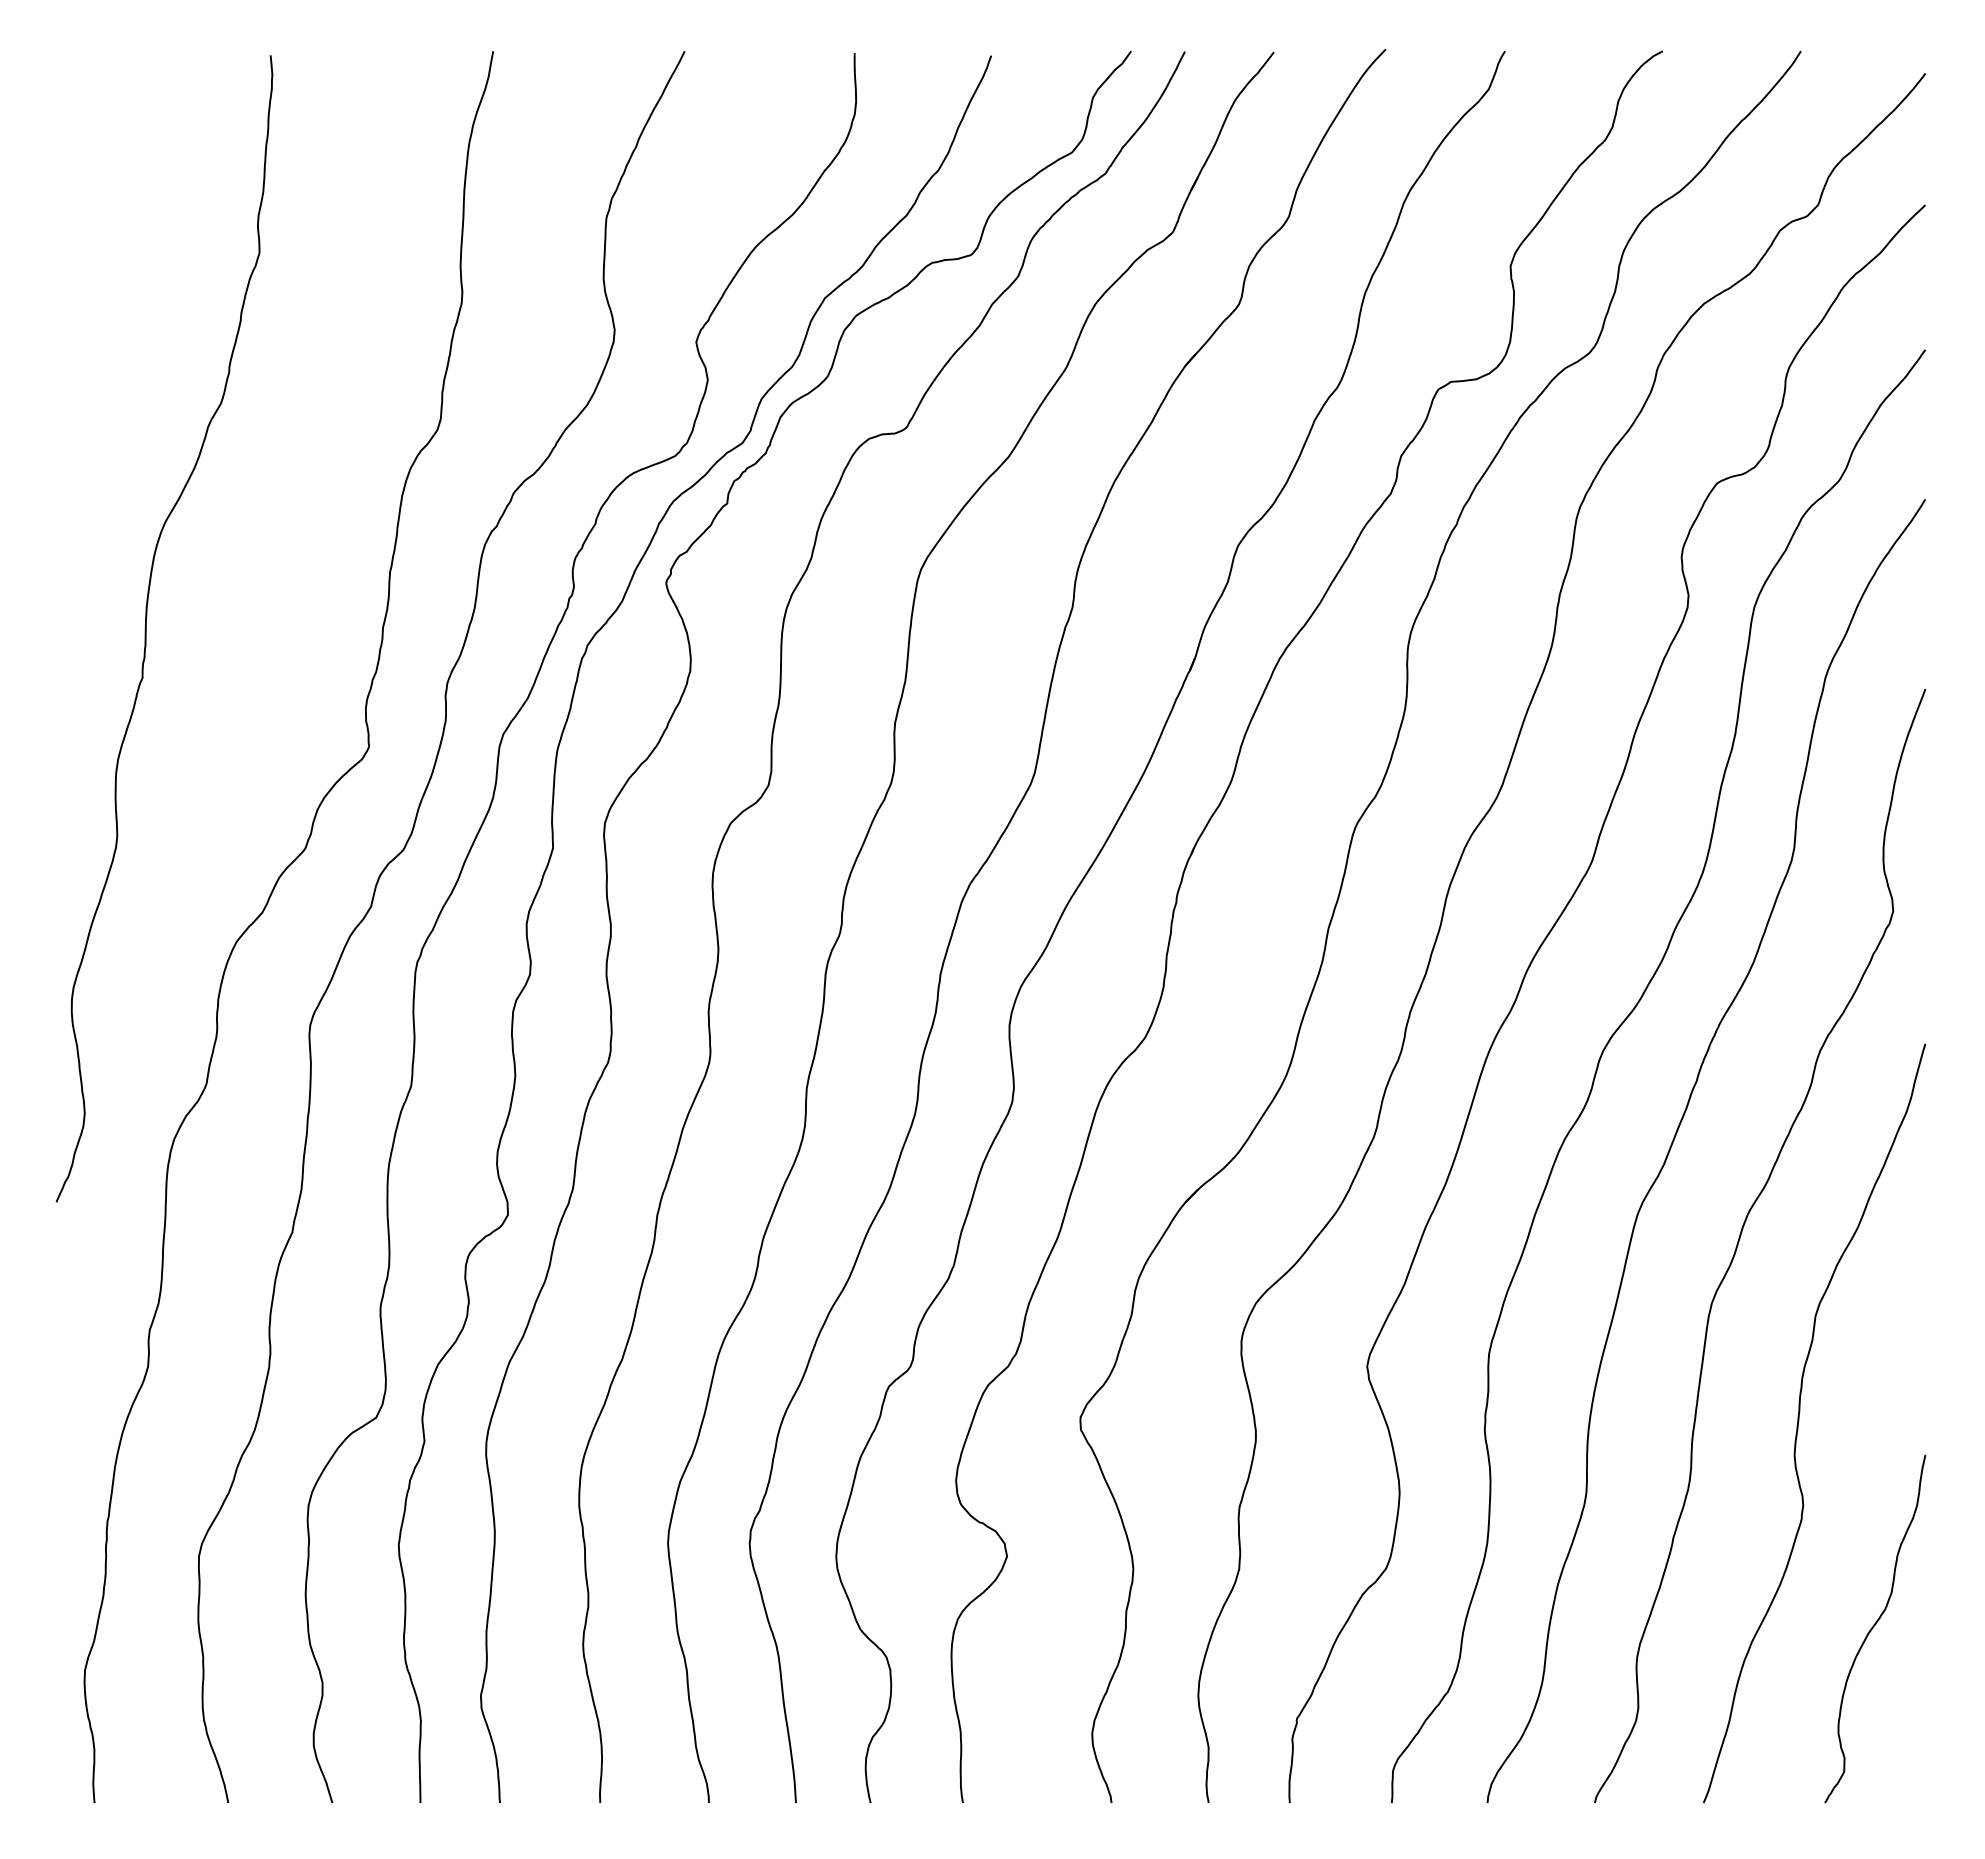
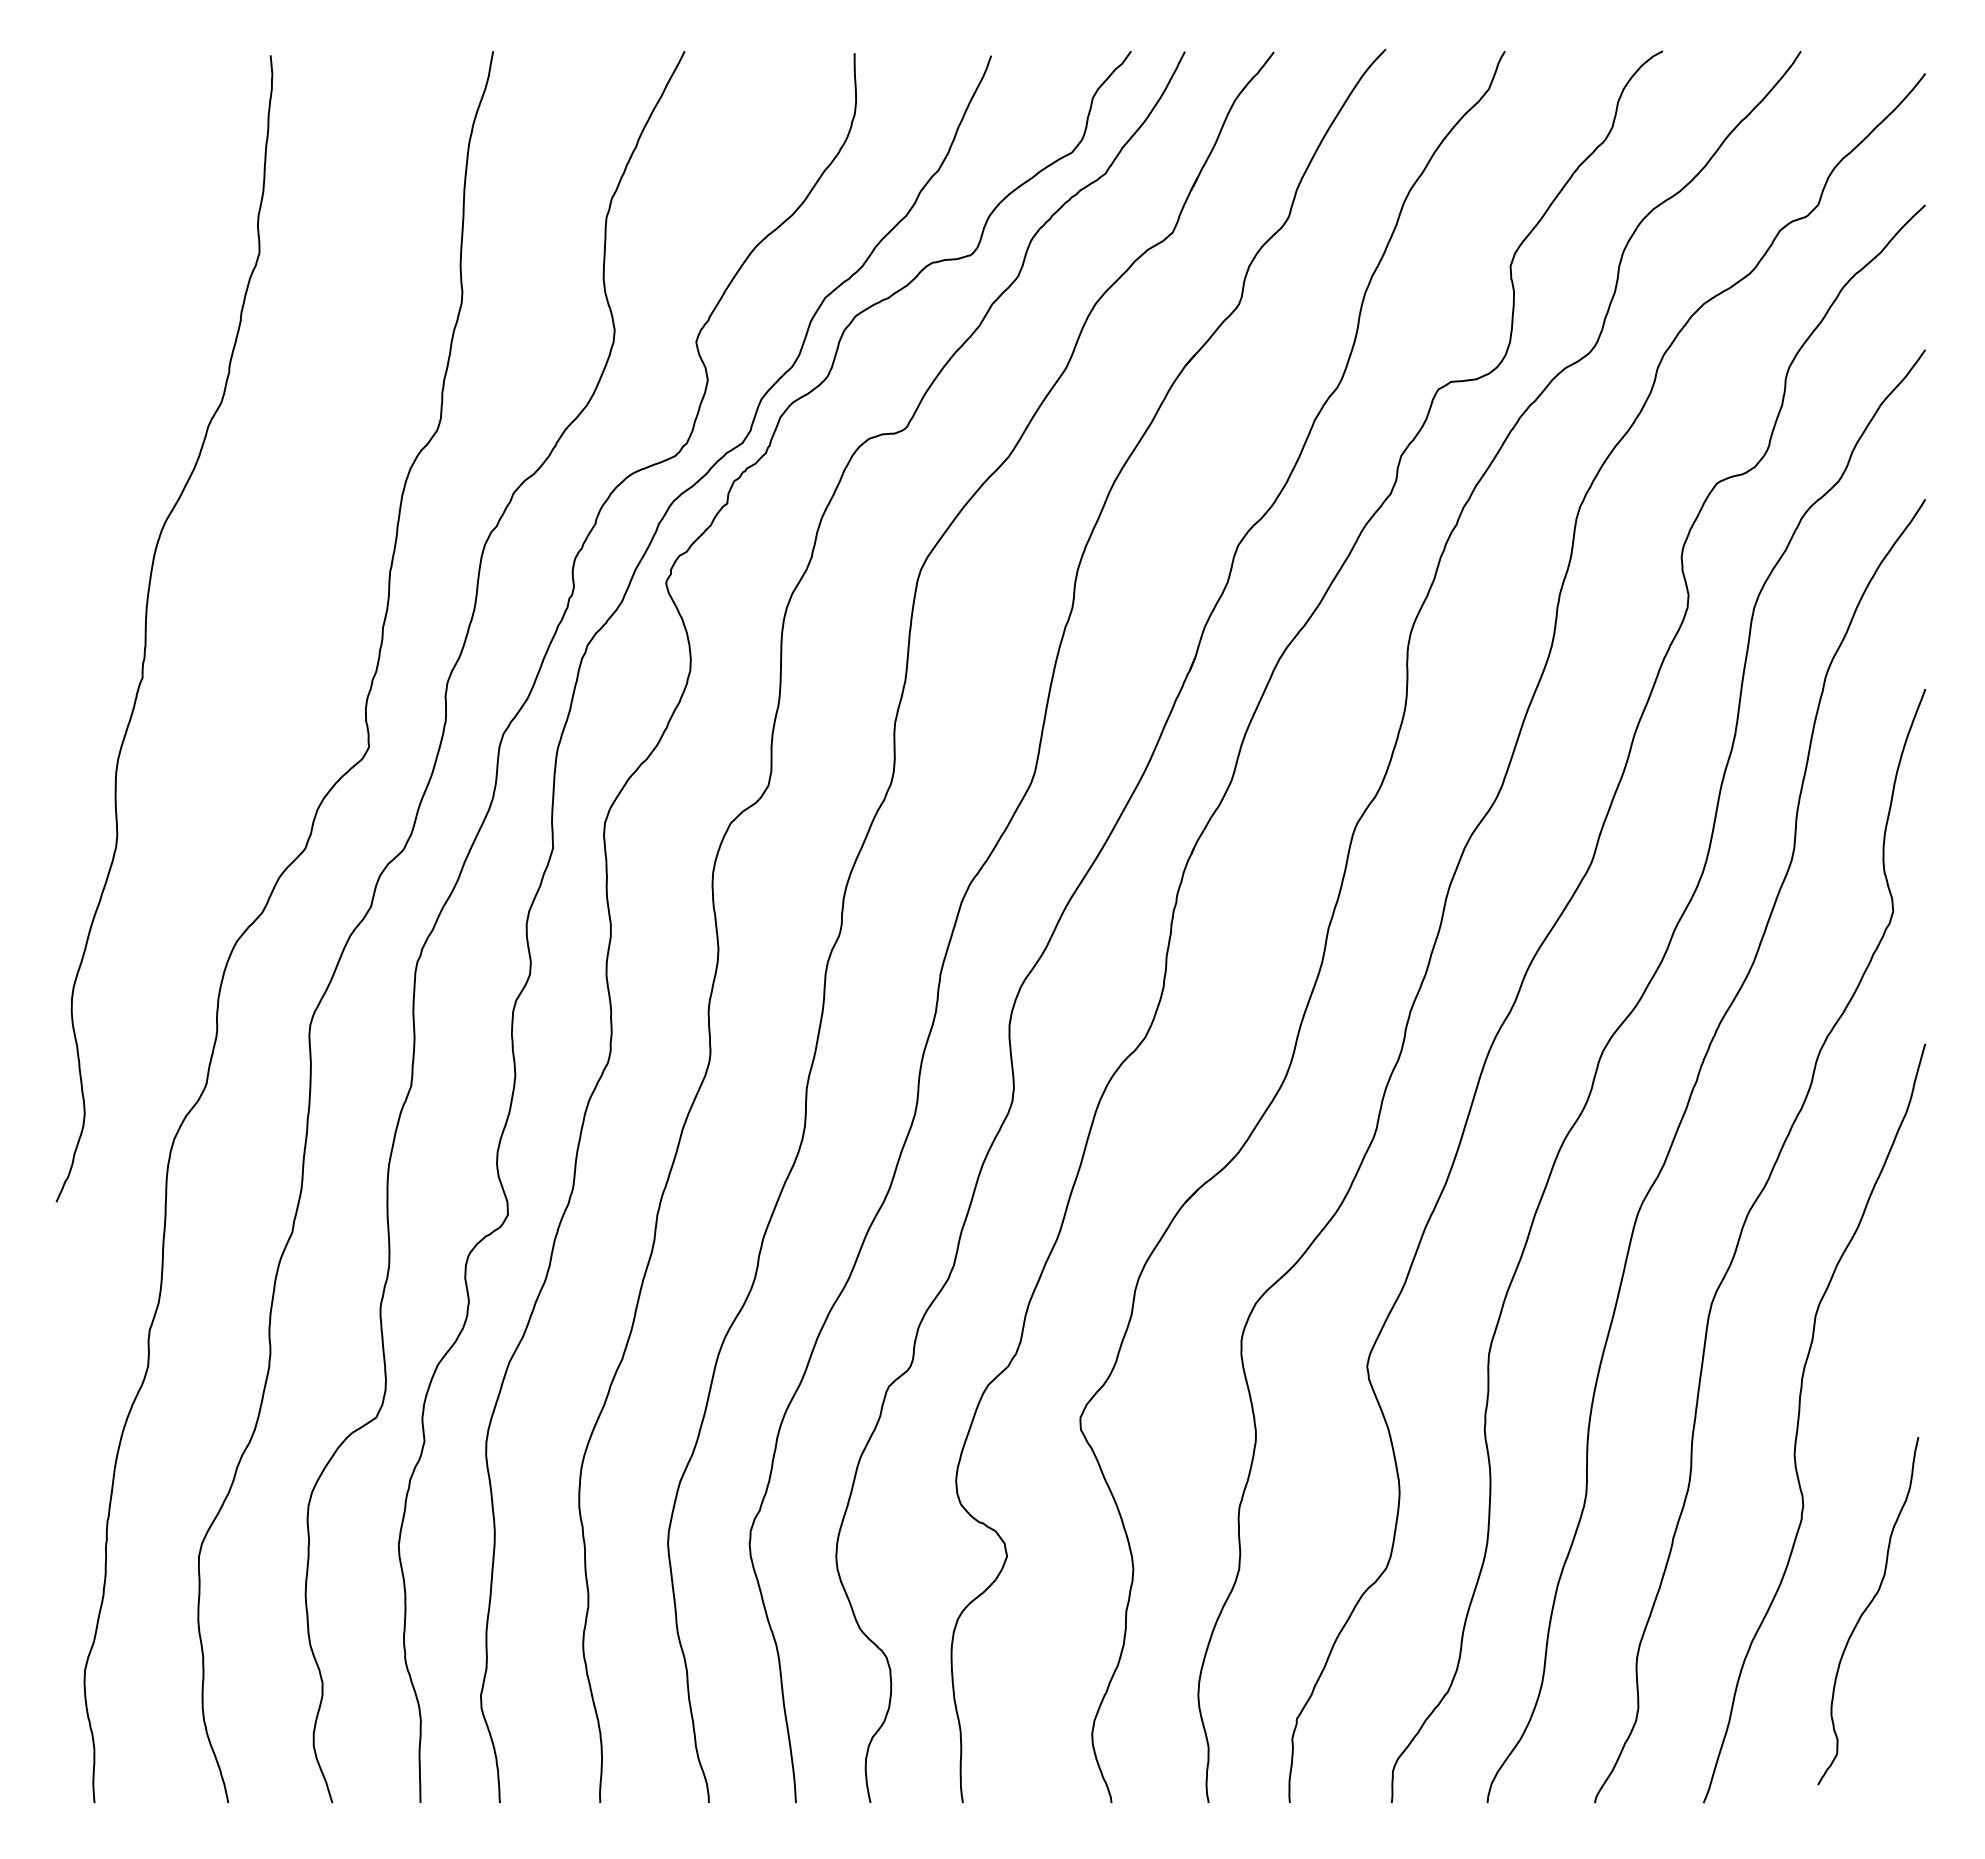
curve position: (1873, 1628) -> (1866, 1610) (1866, 1610)
